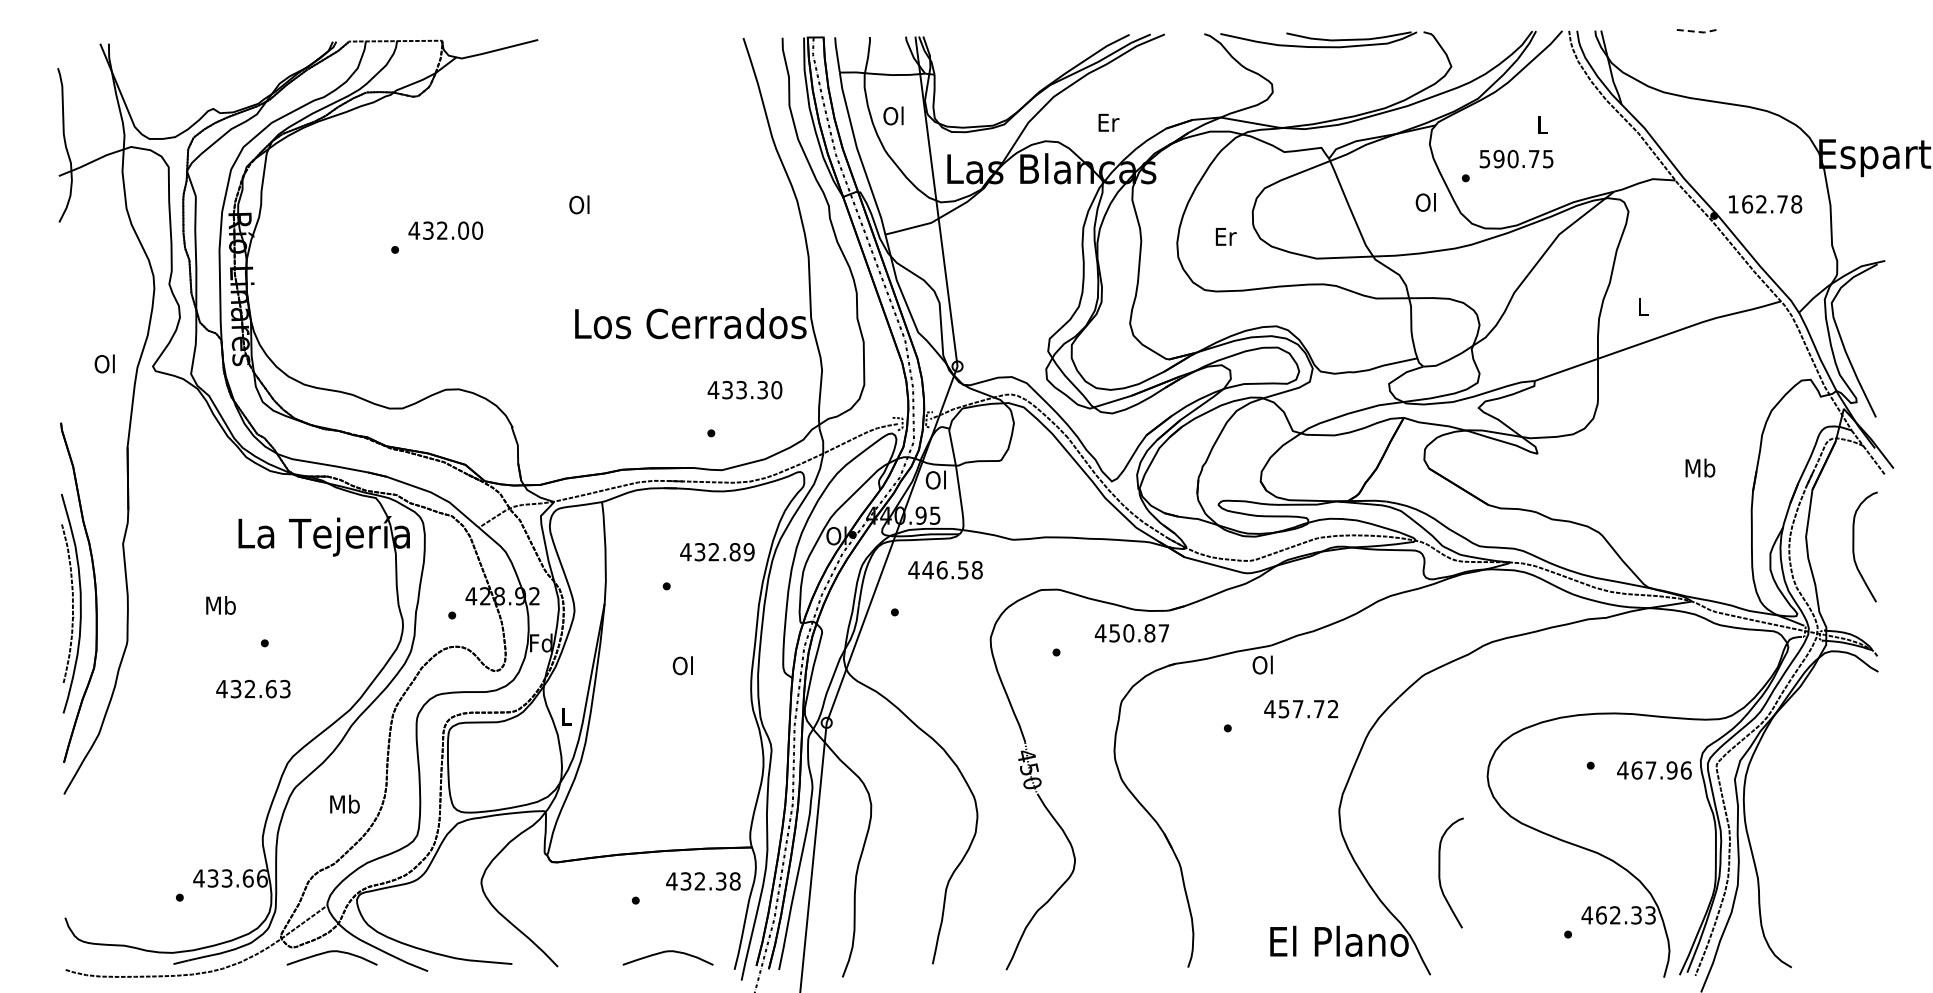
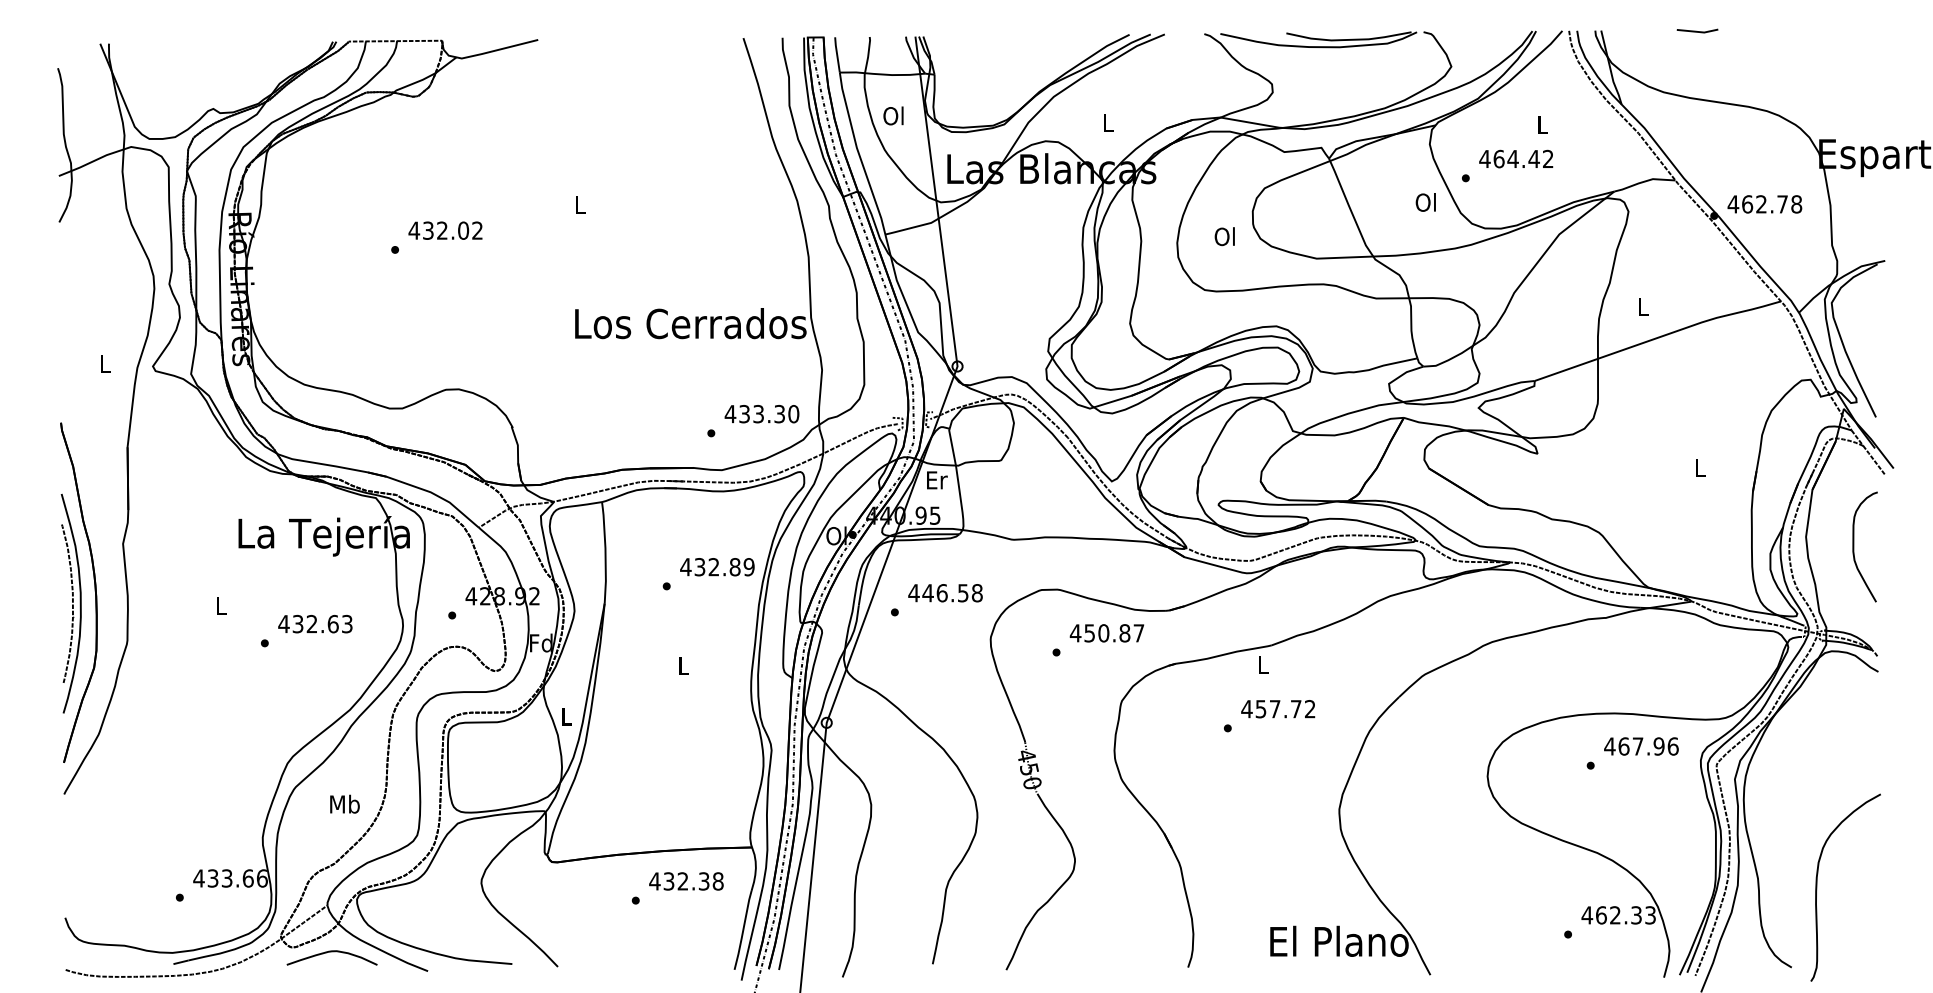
line: dashed -> solid (1698, 31)
text: Er -> L (1108, 122)
text: 590.75 -> 464.42 (1516, 158)
text: Ol -> L (579, 204)
text: 162.78 -> 462.78 (1733, 204)
text: 432.00 -> 432.02 (477, 230)
text: Er -> Ol (1225, 236)
text: Ol -> L (104, 363)
text position: (744, 390) -> (761, 414) (761, 414)
text: Mb -> L (1700, 467)
text: Ol -> Er (936, 479)
text position: (717, 552) -> (717, 567) (717, 567)
text position: (945, 570) -> (945, 593) (945, 593)
text: Mb -> L (220, 605)
text position: (1131, 633) -> (1106, 633) (1106, 633)
text: Ol -> L (1262, 664)
text: Ol -> L (682, 665)
text position: (253, 689) -> (315, 624) (315, 624)
text position: (1301, 709) -> (1278, 709) (1278, 709)
text position: (1654, 770) -> (1641, 746) (1641, 746)
curve: present -> none (1440, 872)
text position: (703, 881) -> (686, 881) (686, 881)
curve: none -> present (1817, 887)
curve: present -> none (667, 952)
